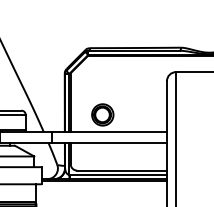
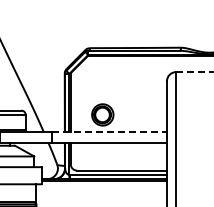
line: solid -> dashed (194, 72)
line: solid -> dashed (110, 132)
